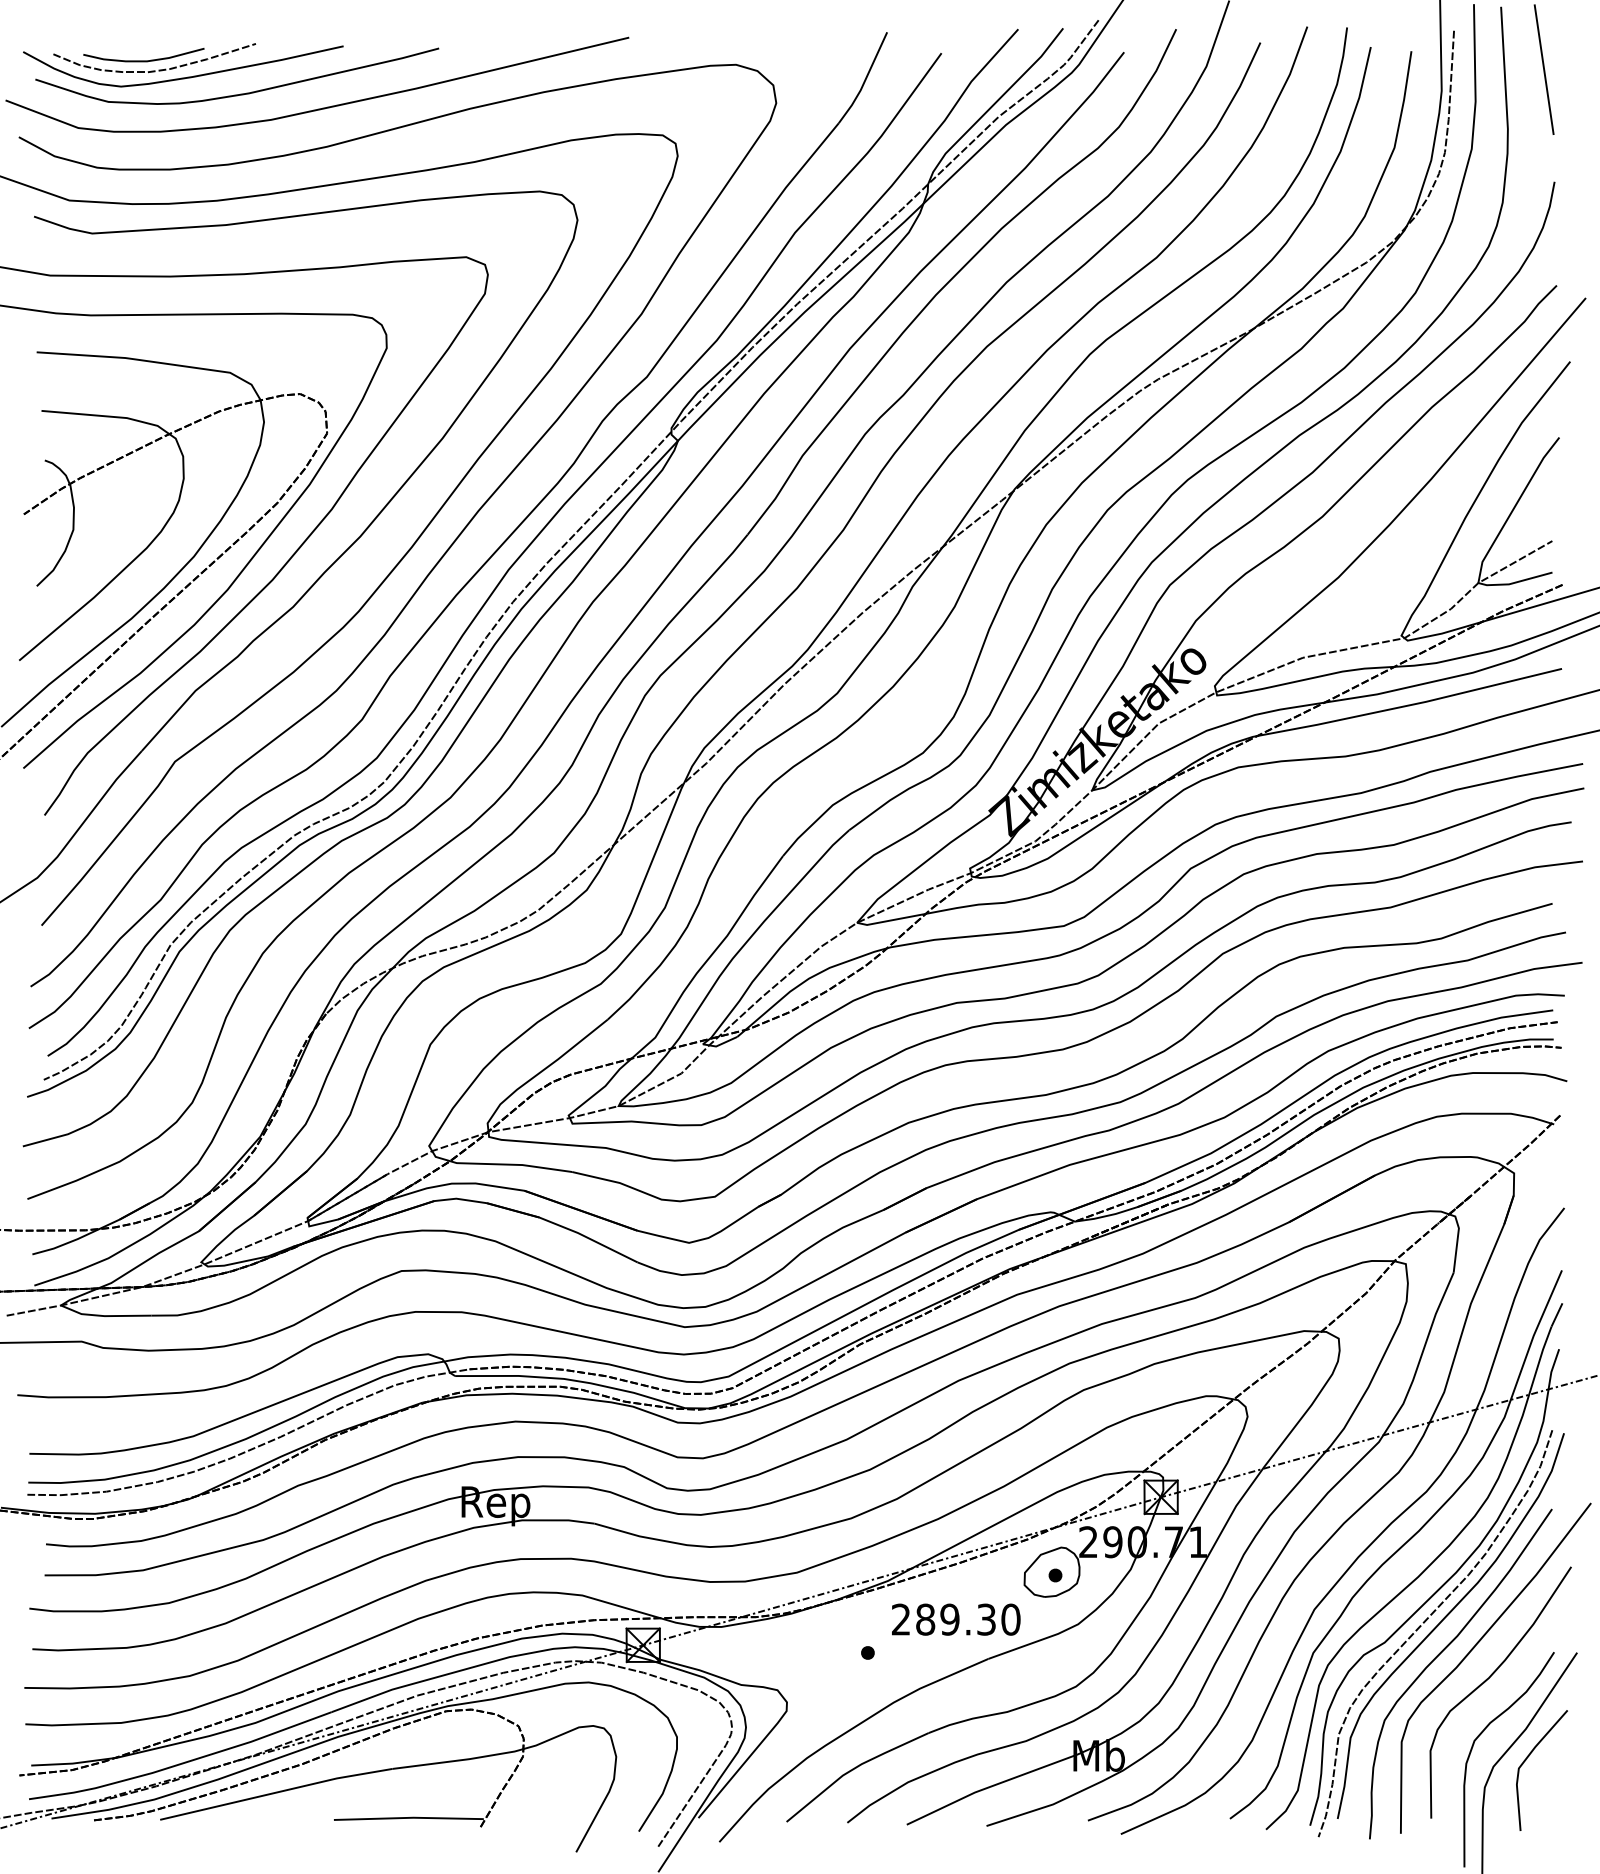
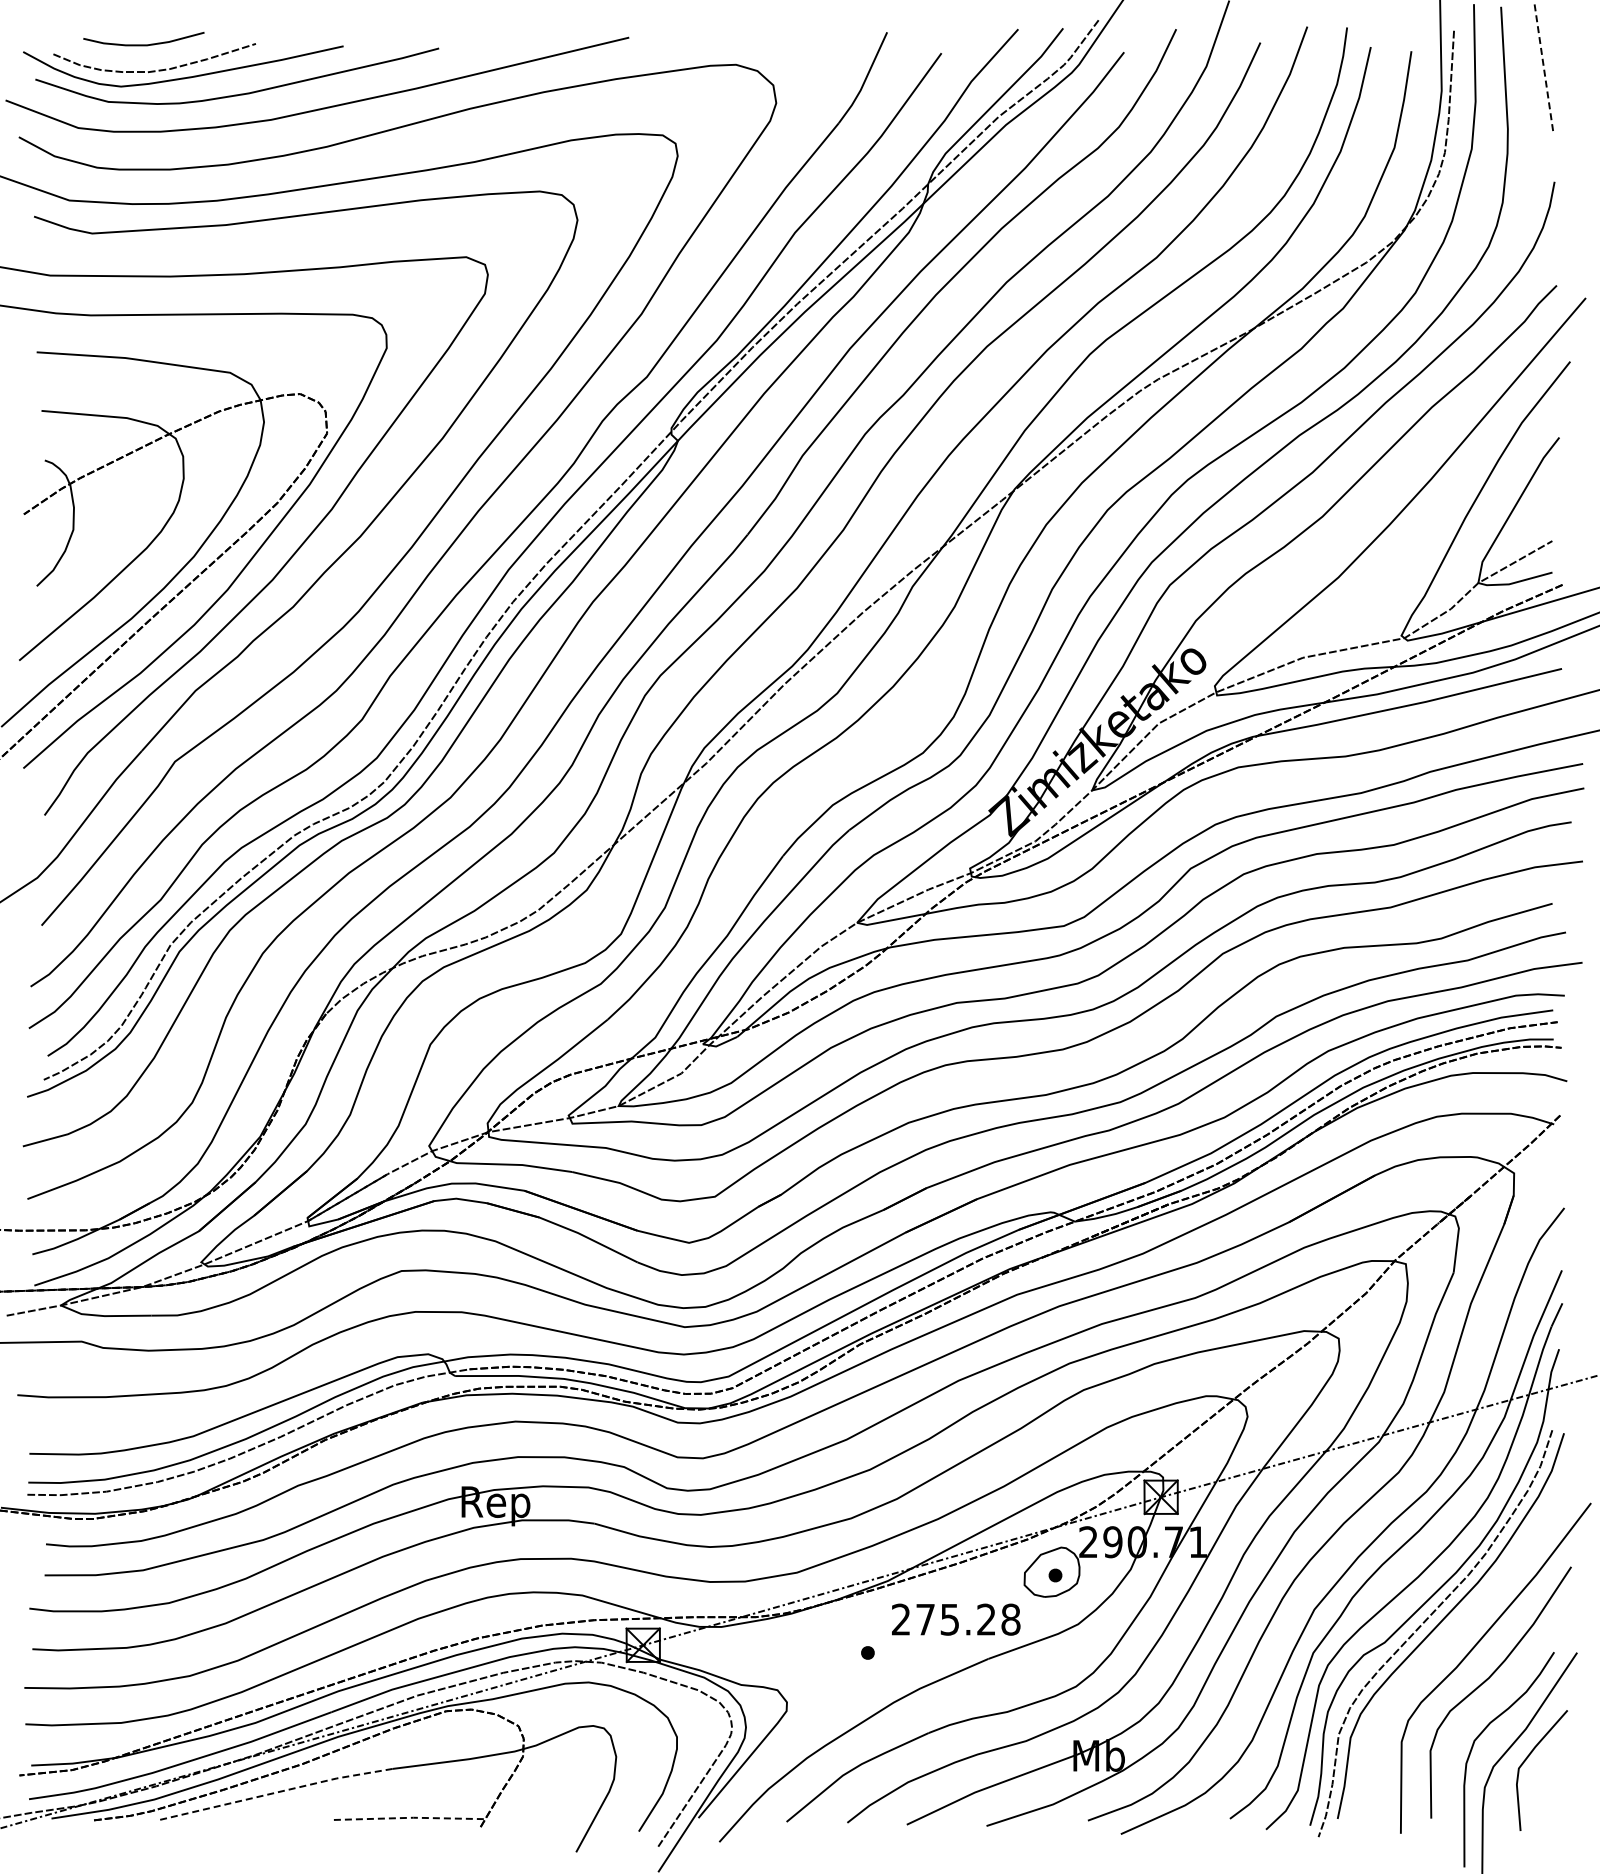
curve position: (143, 60) -> (143, 44) (143, 44)
line: solid -> dashed (1544, 69)
text: 289.30 -> 275.28 (968, 1619)
curve: present -> none (1441, 1653)
line: solid -> dashed (276, 1792)
line: solid -> dashed (409, 1817)
